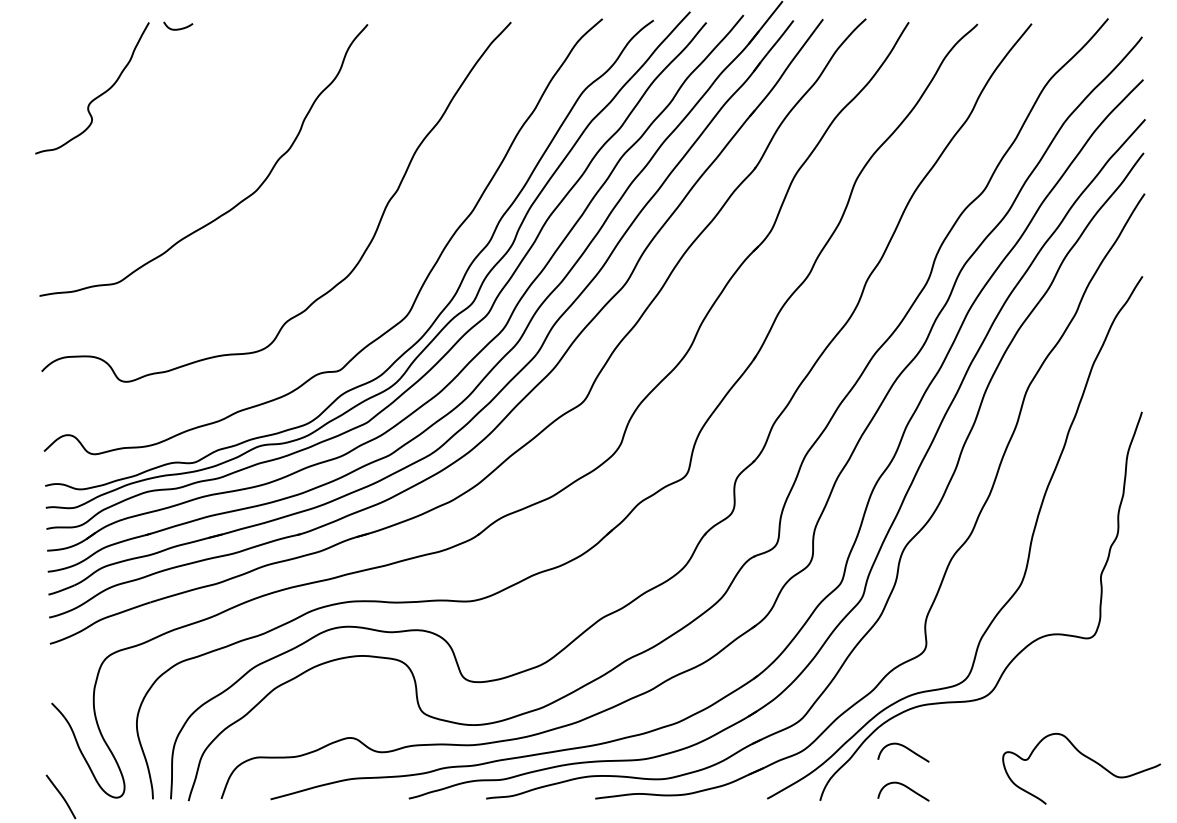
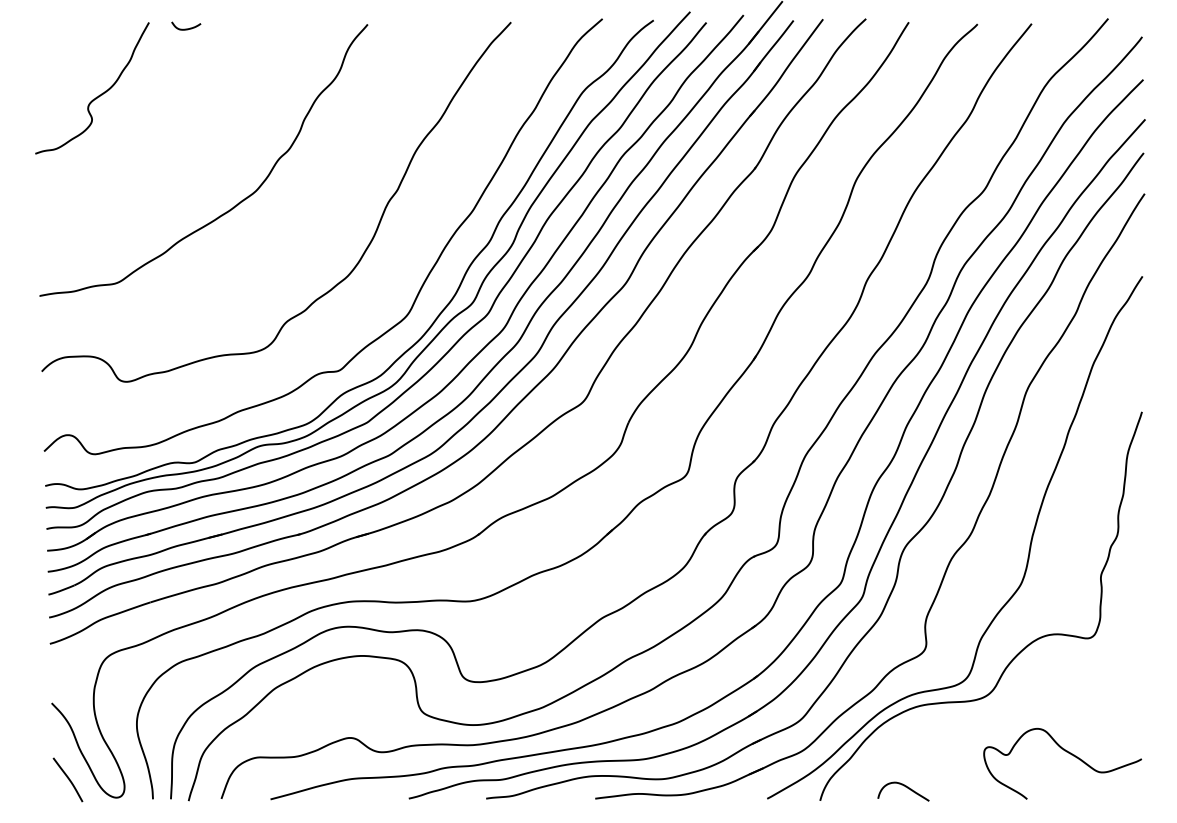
curve position: (178, 28) -> (186, 28) (186, 28)
curve: present -> none (905, 748)
curve position: (1087, 758) -> (1068, 753) (1068, 753)
curve position: (60, 795) -> (67, 778) (67, 778)
